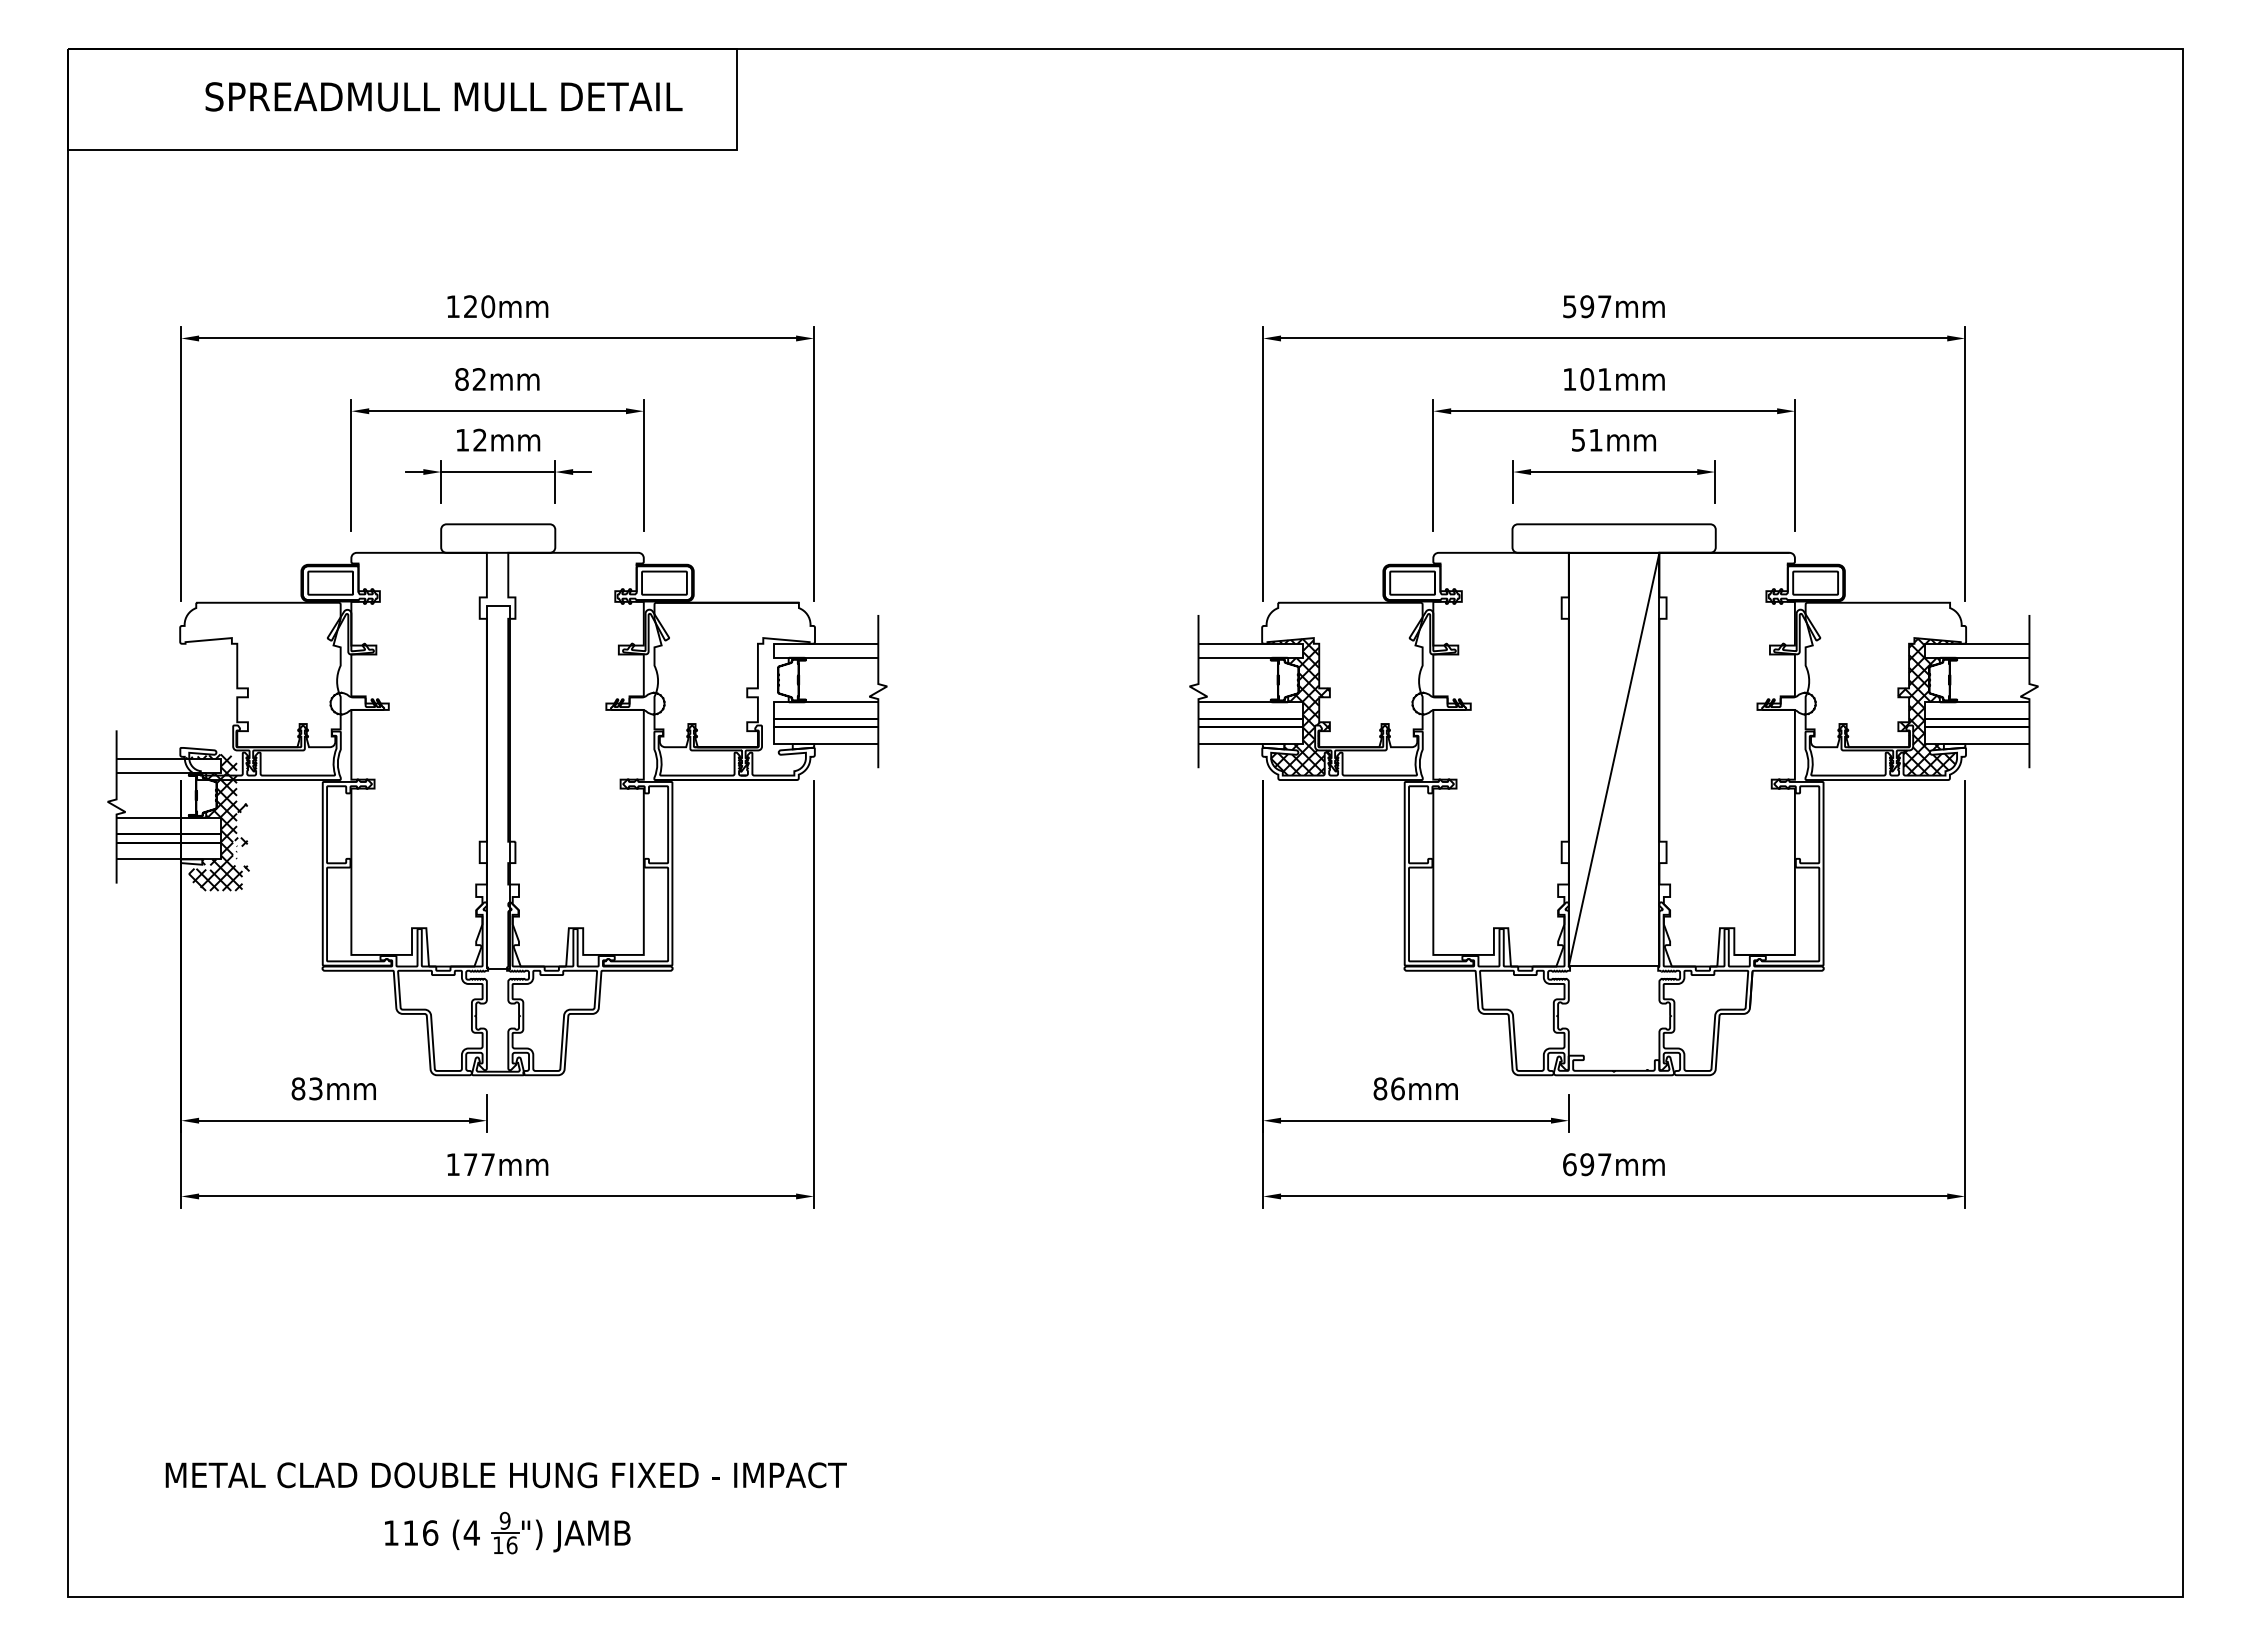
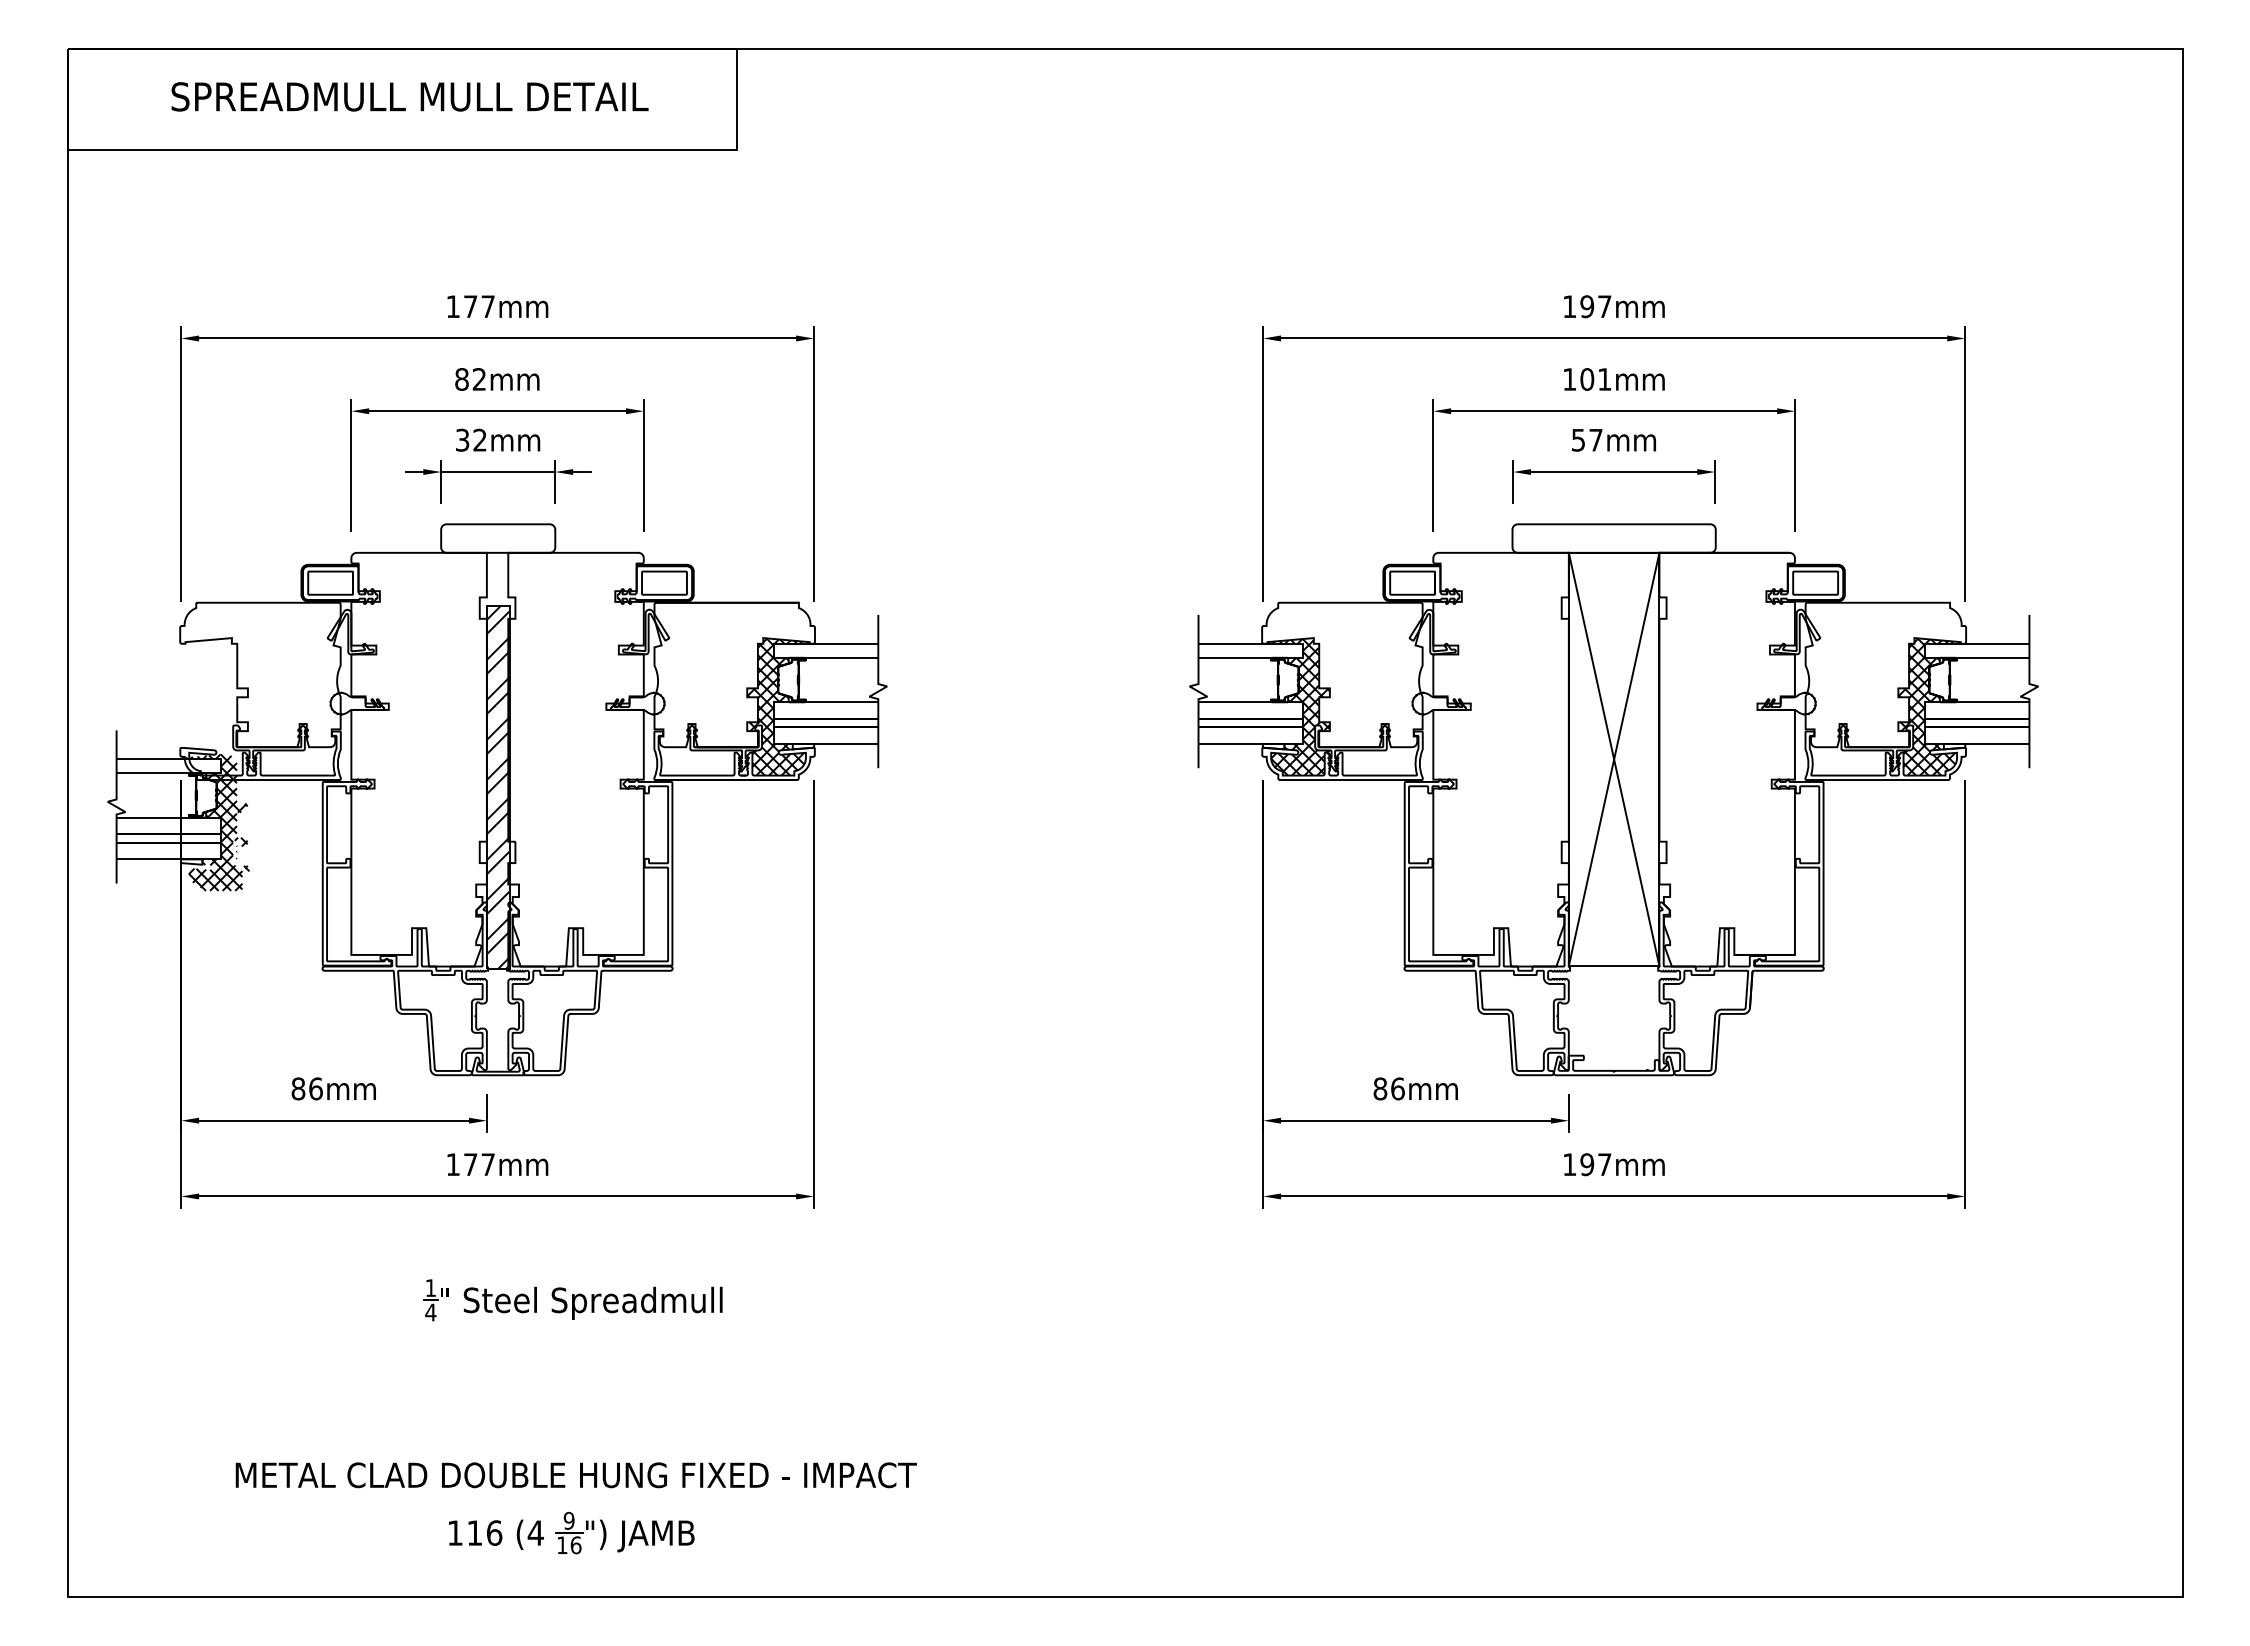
text position: (443, 96) -> (409, 96) (409, 96)
text: 120mm -> 177mm (479, 306)
text: 597mm -> 197mm (1569, 306)
text: 12mm -> 32mm (462, 439)
text: 51mm -> 57mm (1595, 440)
hatch: none -> present (777, 706)
line: none -> present (1613, 759)
hatch: none -> present (497, 787)
text: 83mm -> 86mm (315, 1088)
text: 697mm -> 197mm (1569, 1164)
part: none -> present (572, 1300)
text position: (505, 1475) -> (575, 1475) (575, 1475)
part position: (507, 1532) -> (571, 1532) (571, 1532)
